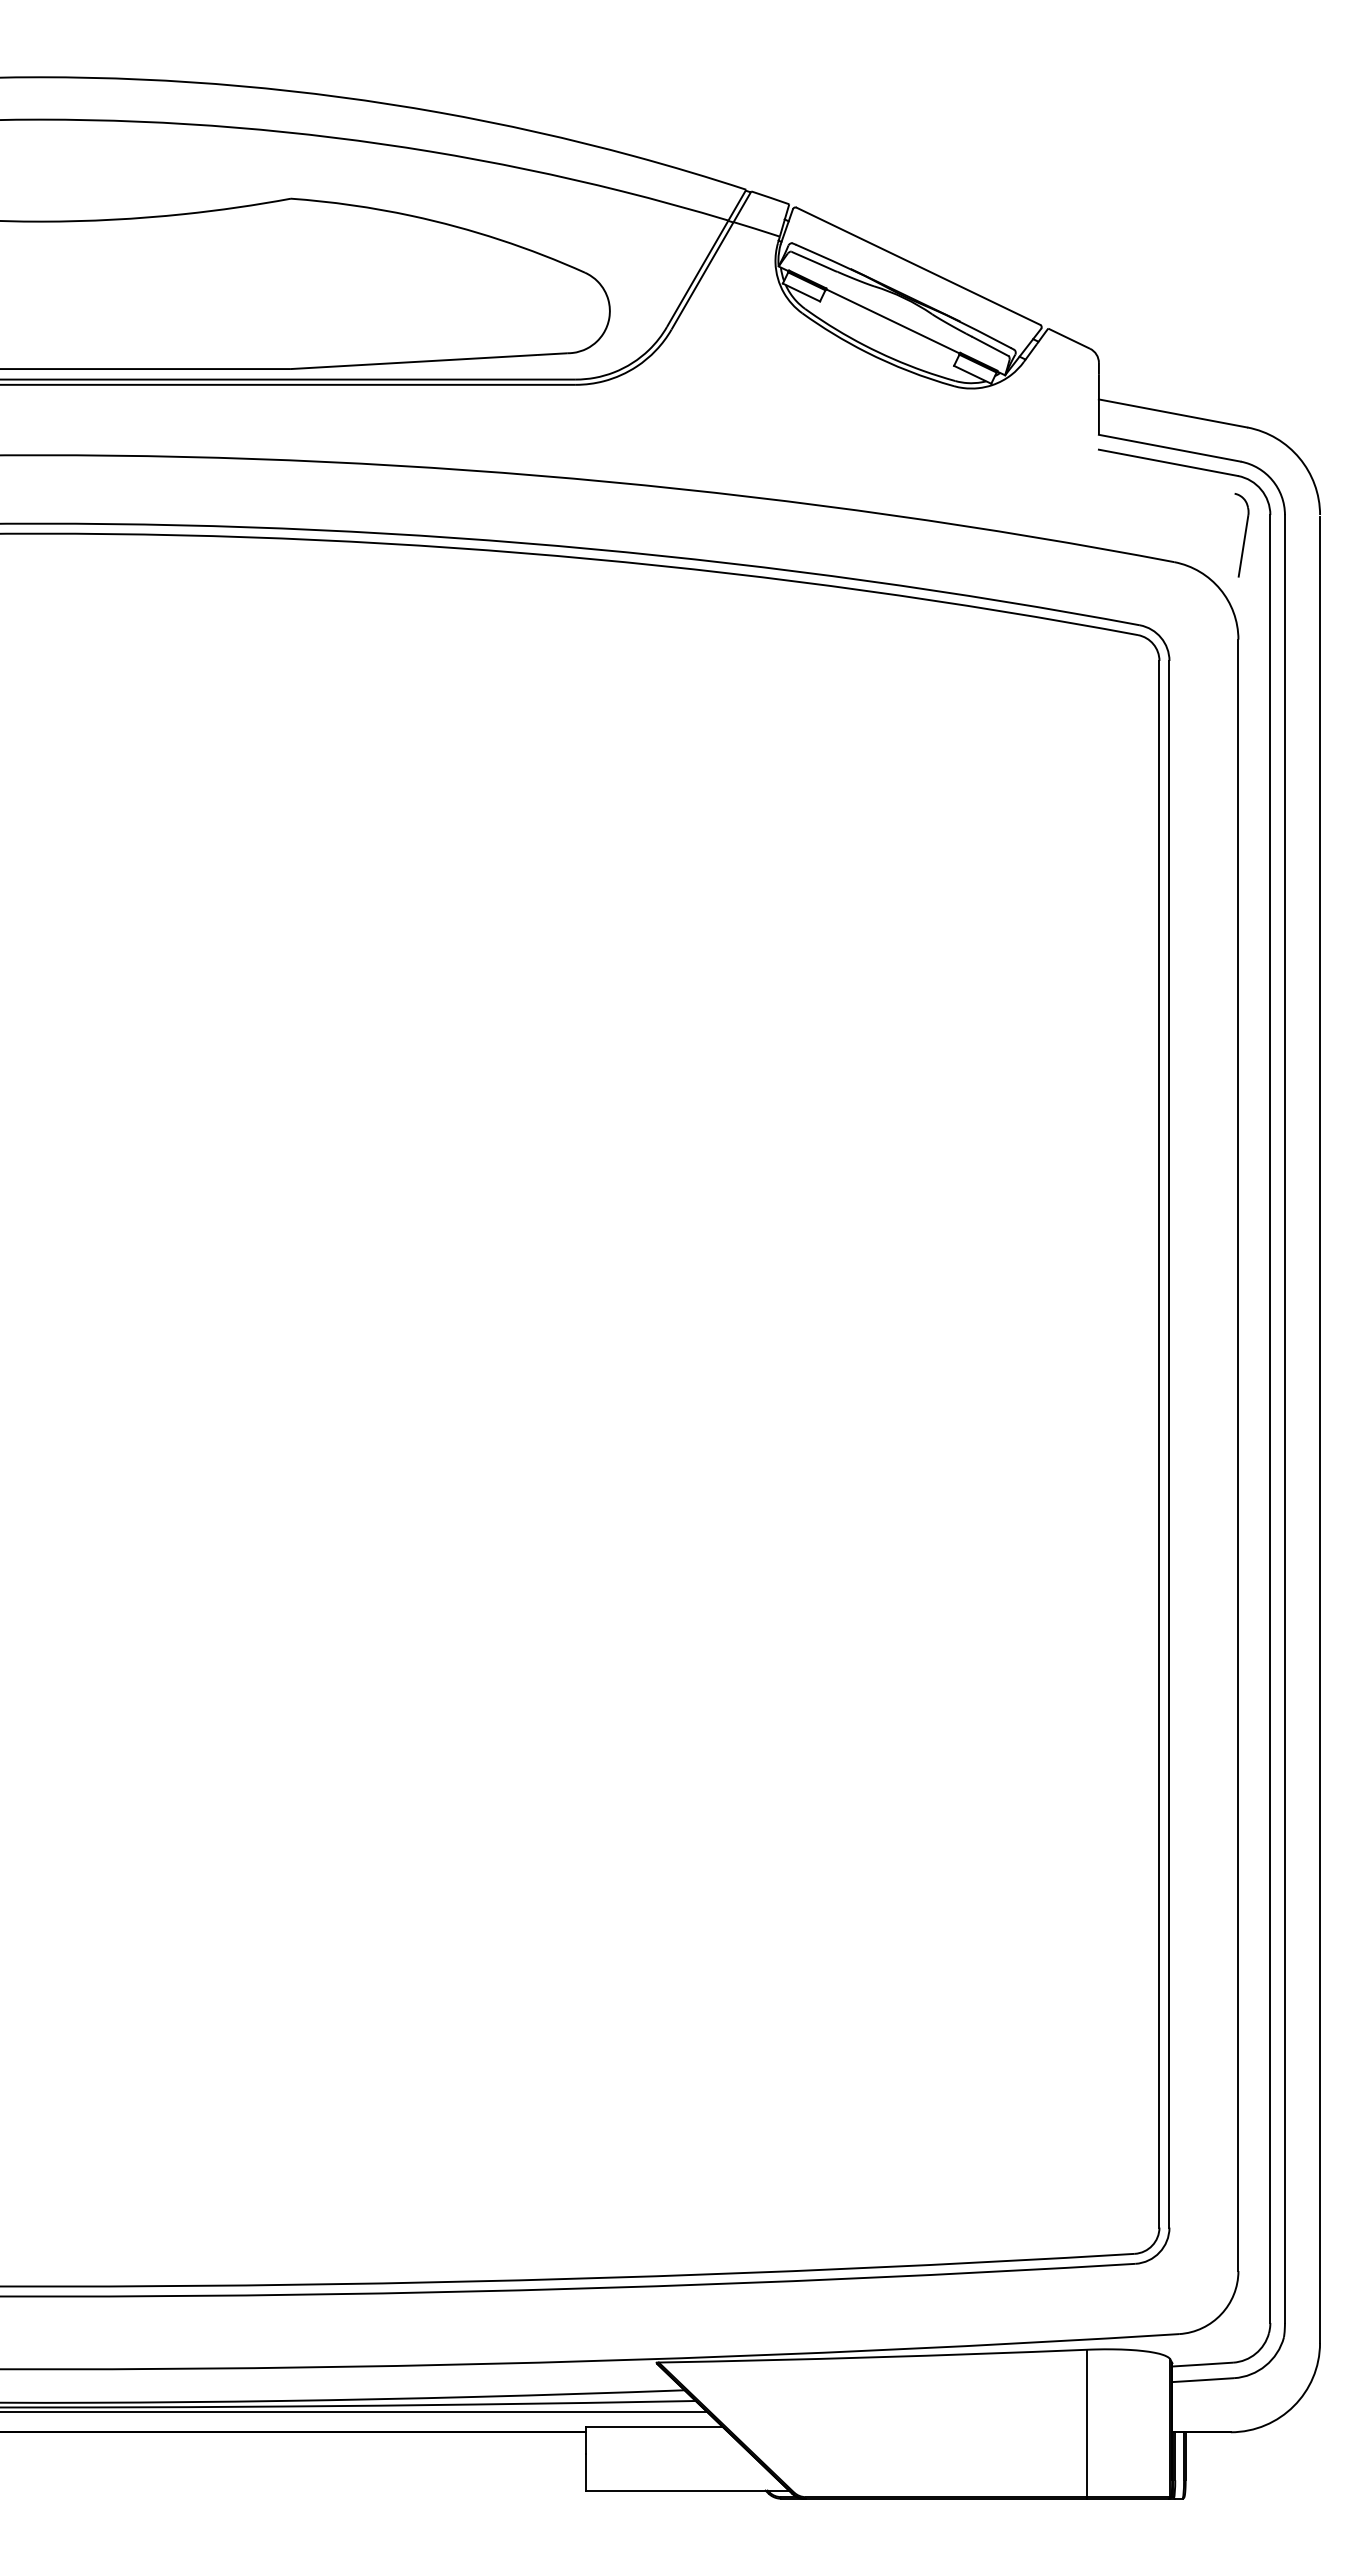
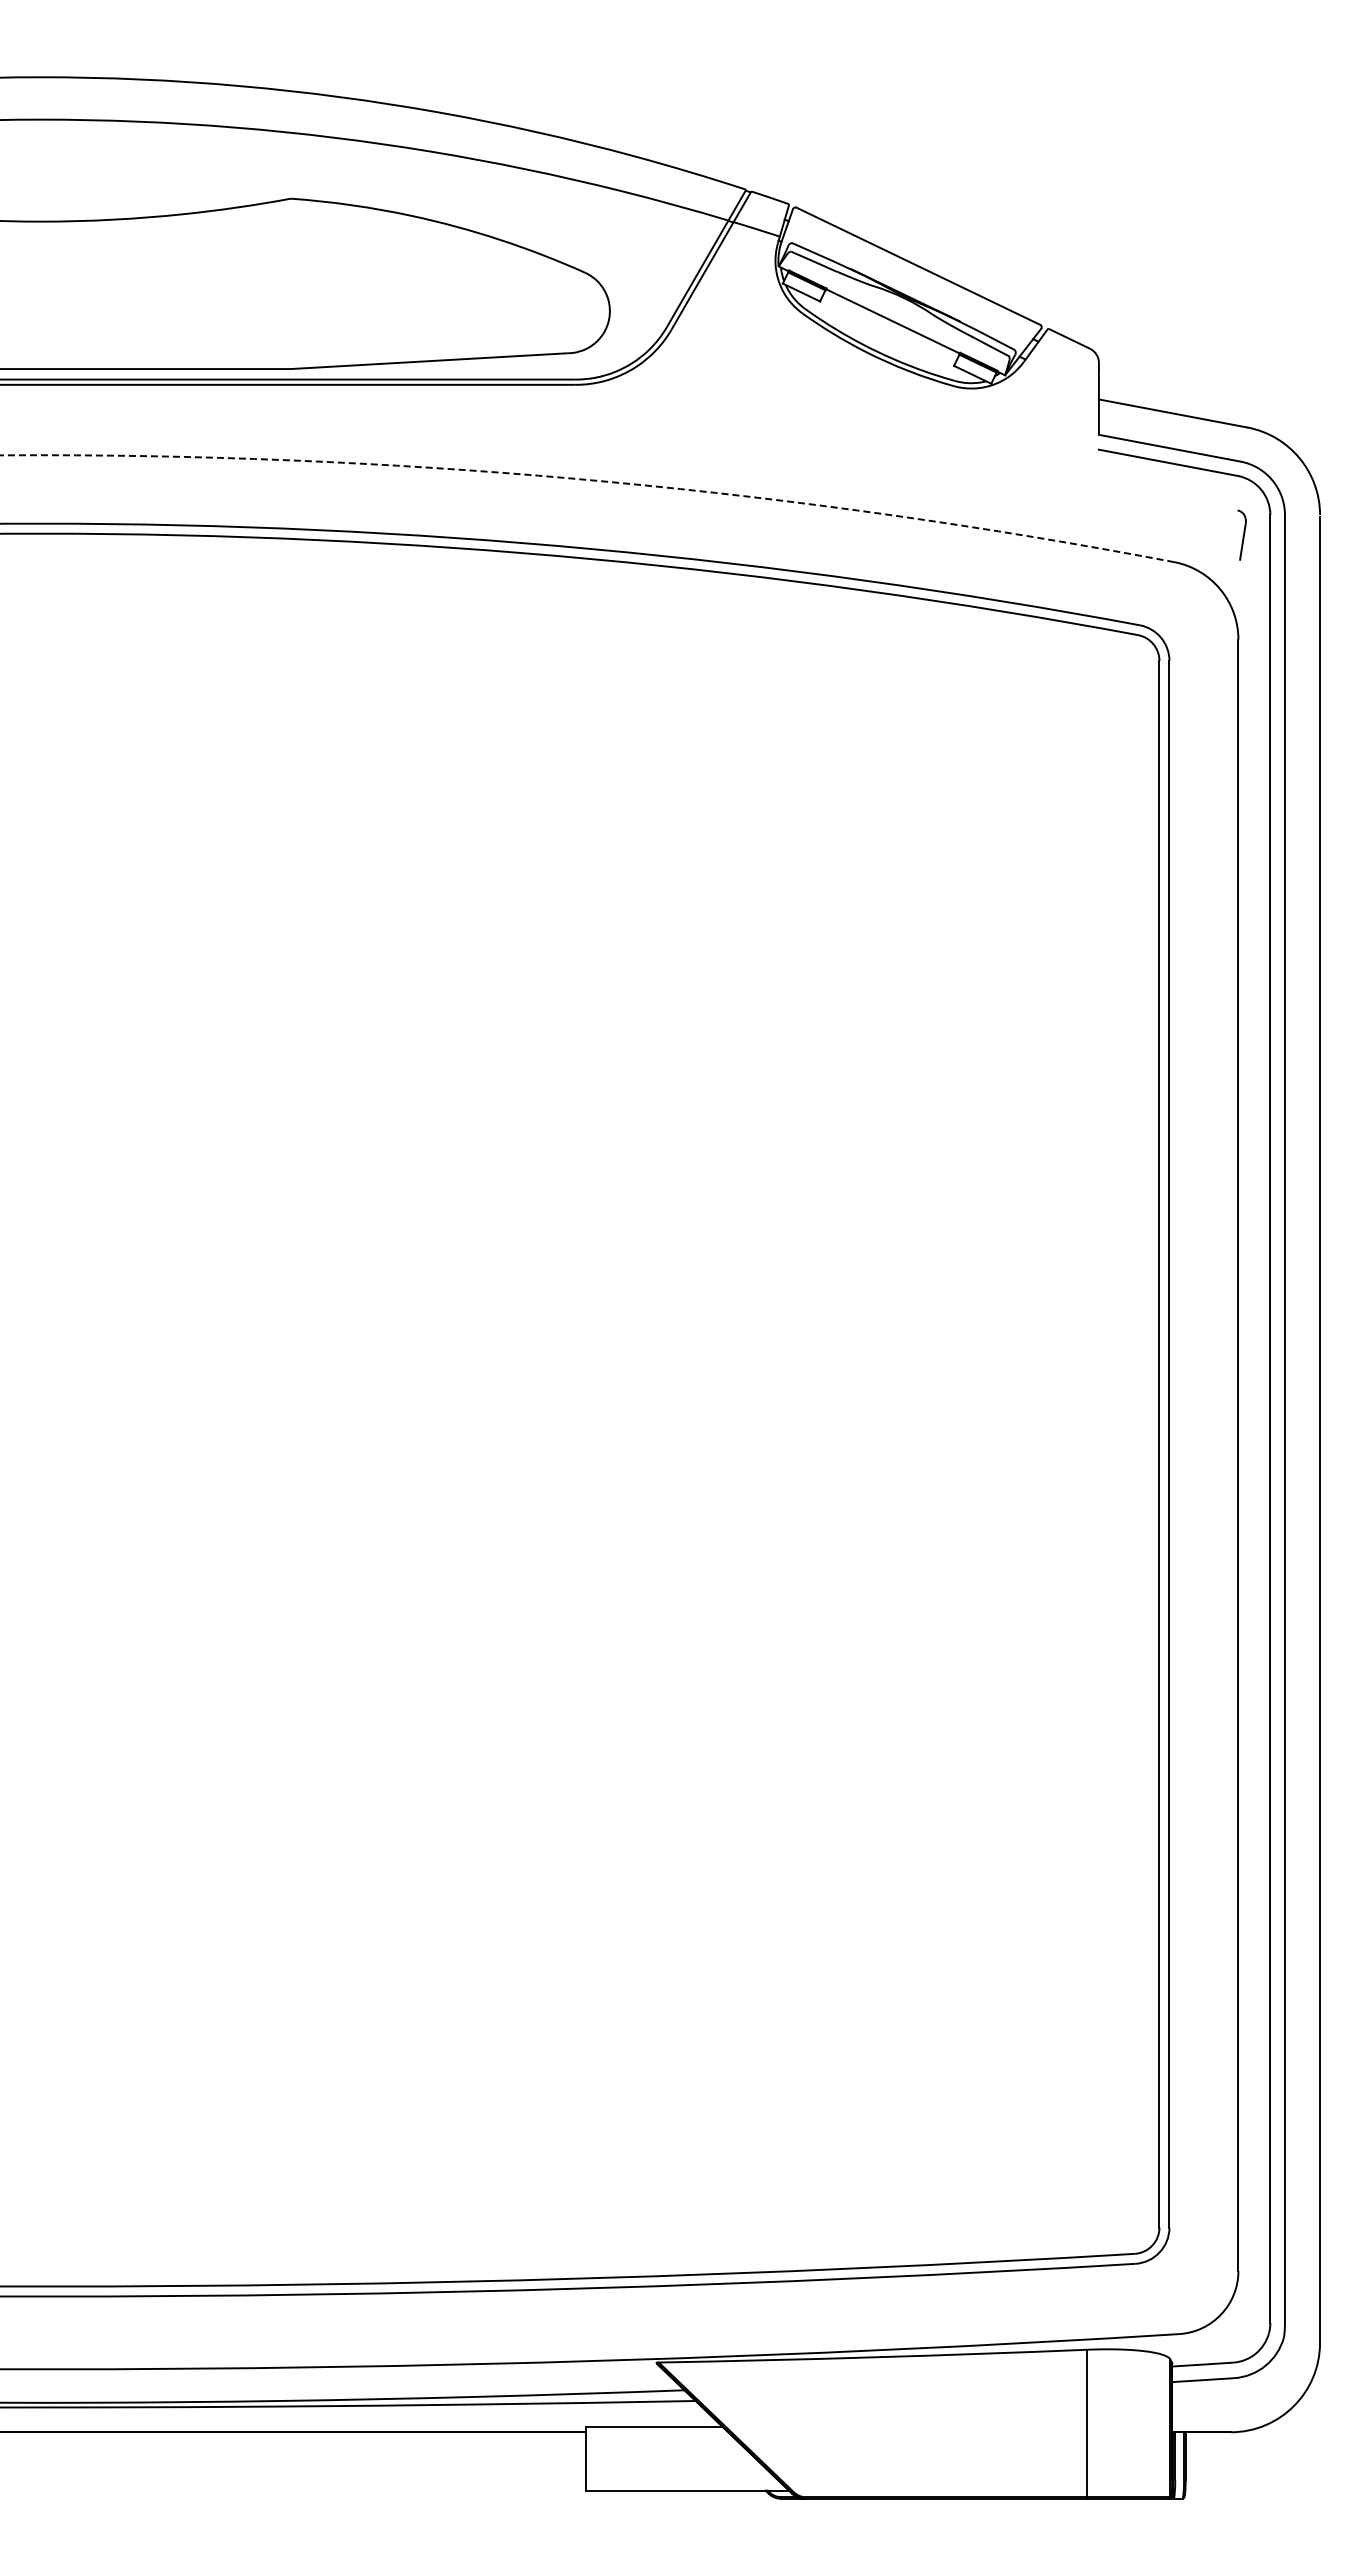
arc: solid -> dashed (588, 480)
part size: 16x85 px -> 10x52 px (1241, 534)
line: present -> none (354, 2412)
